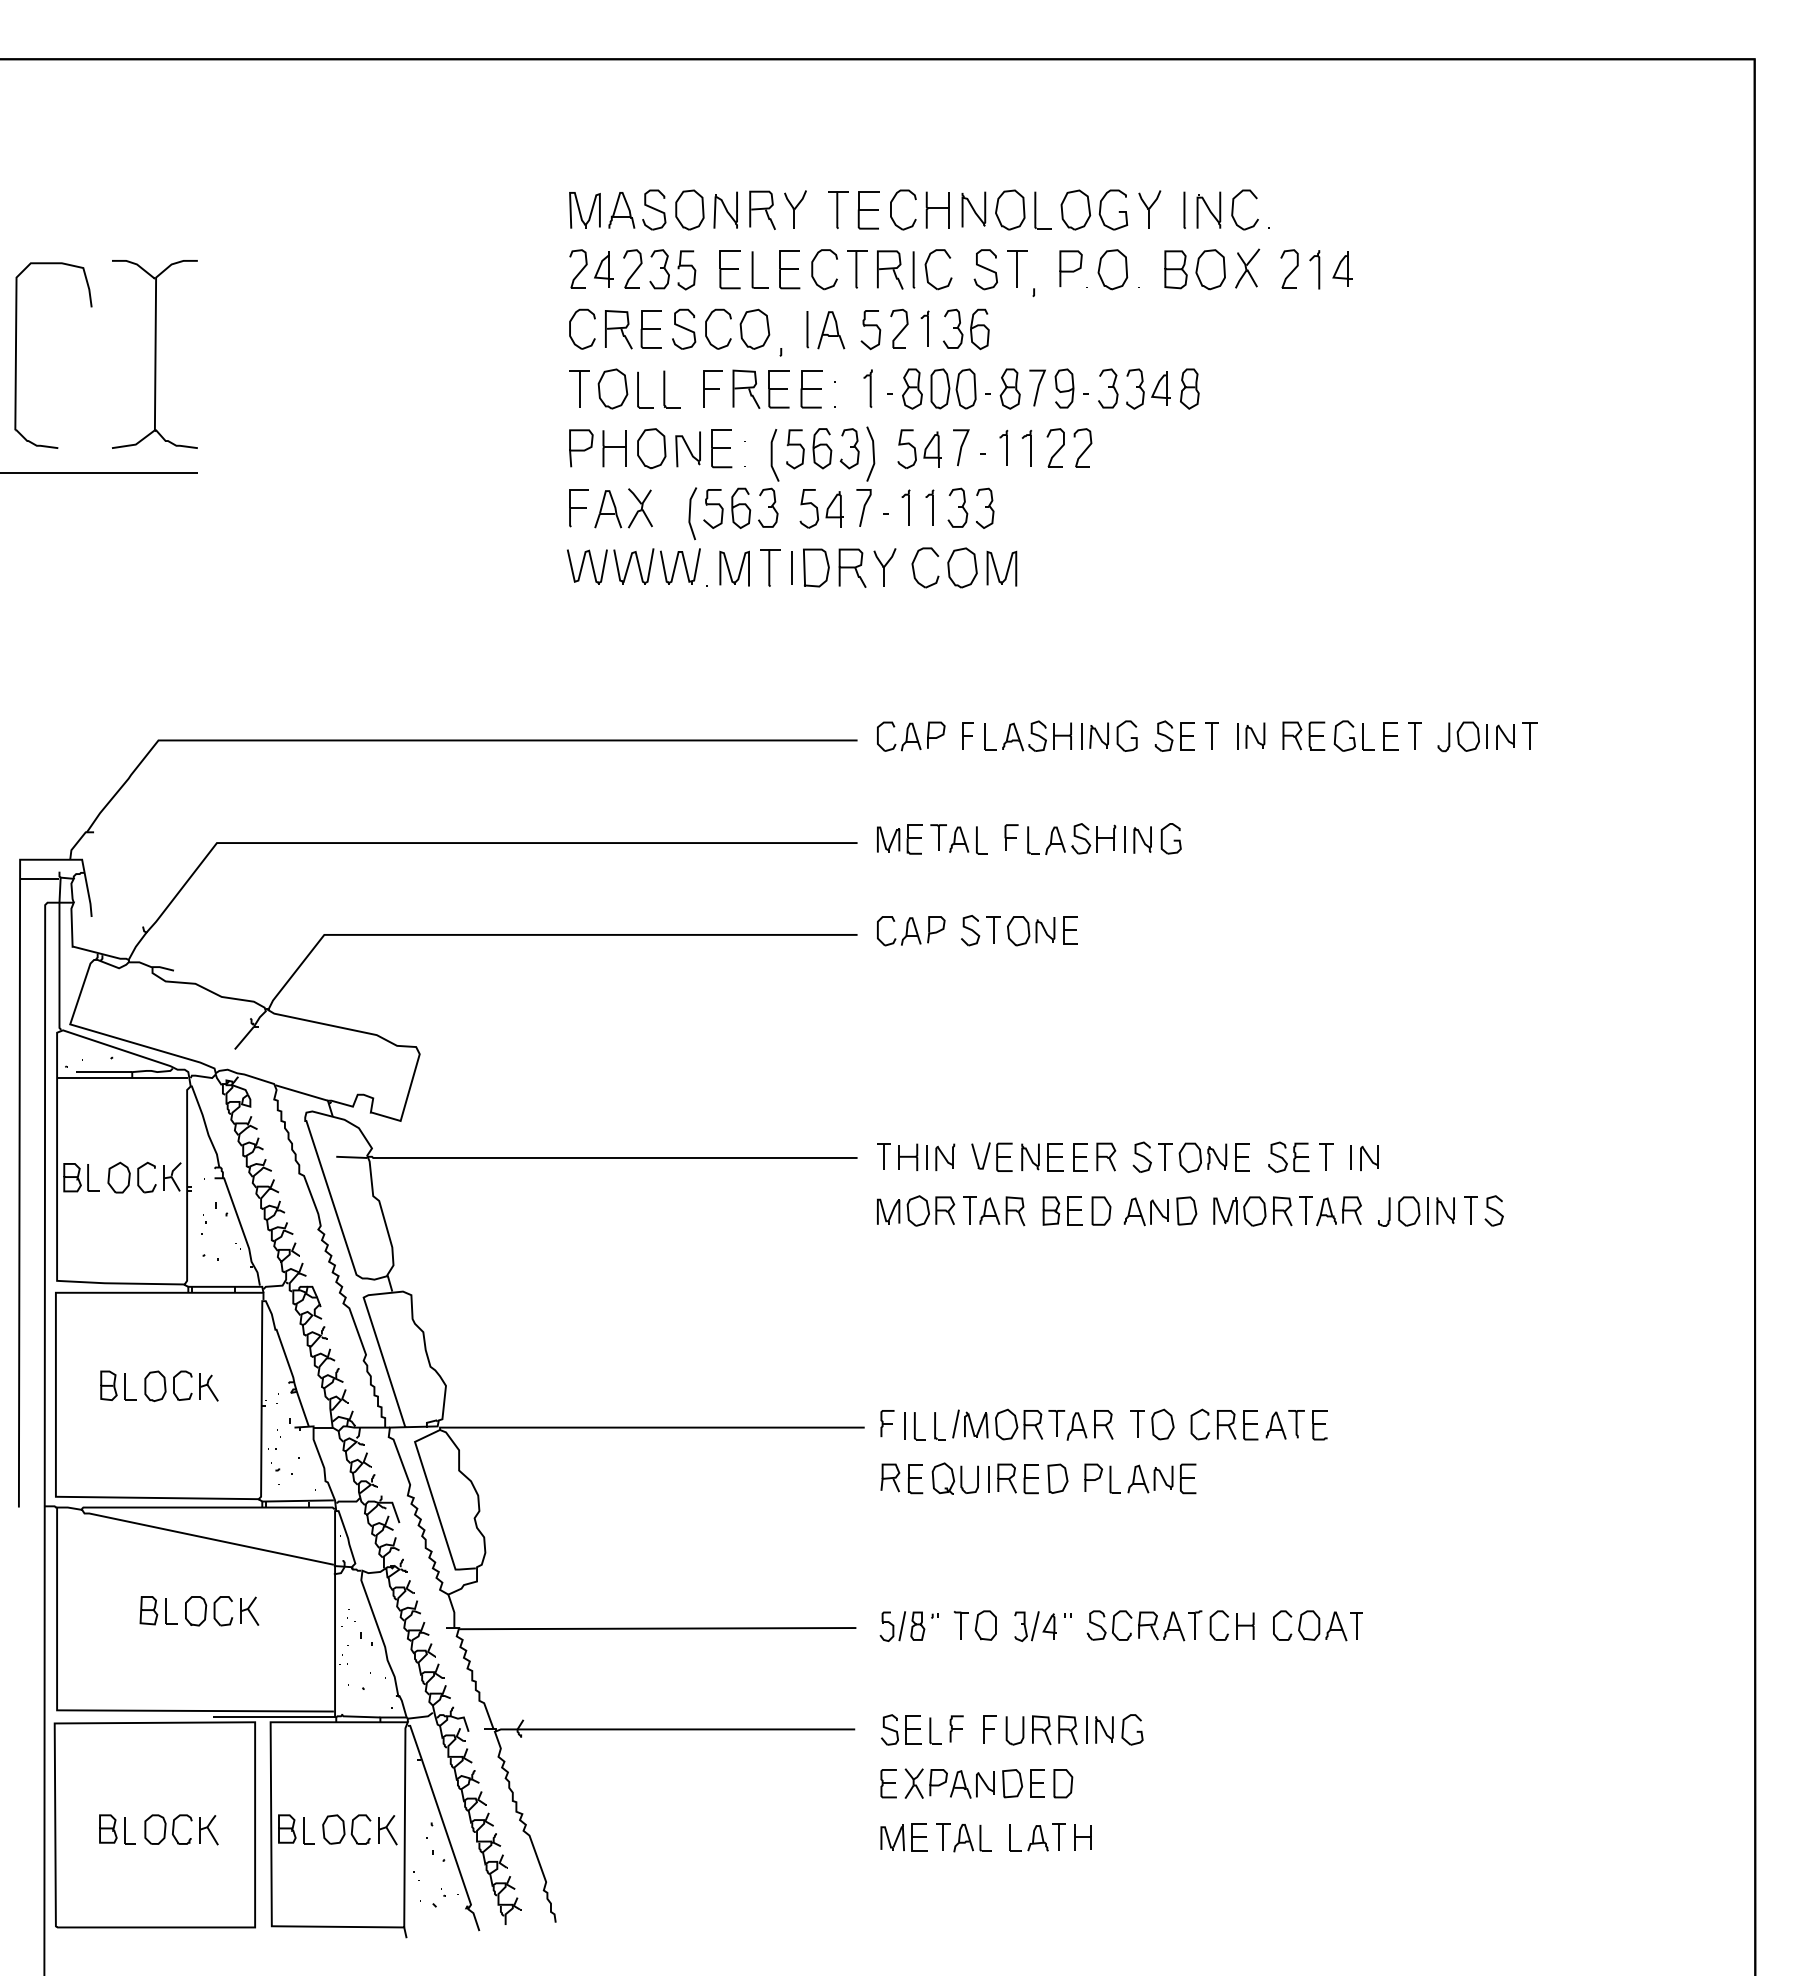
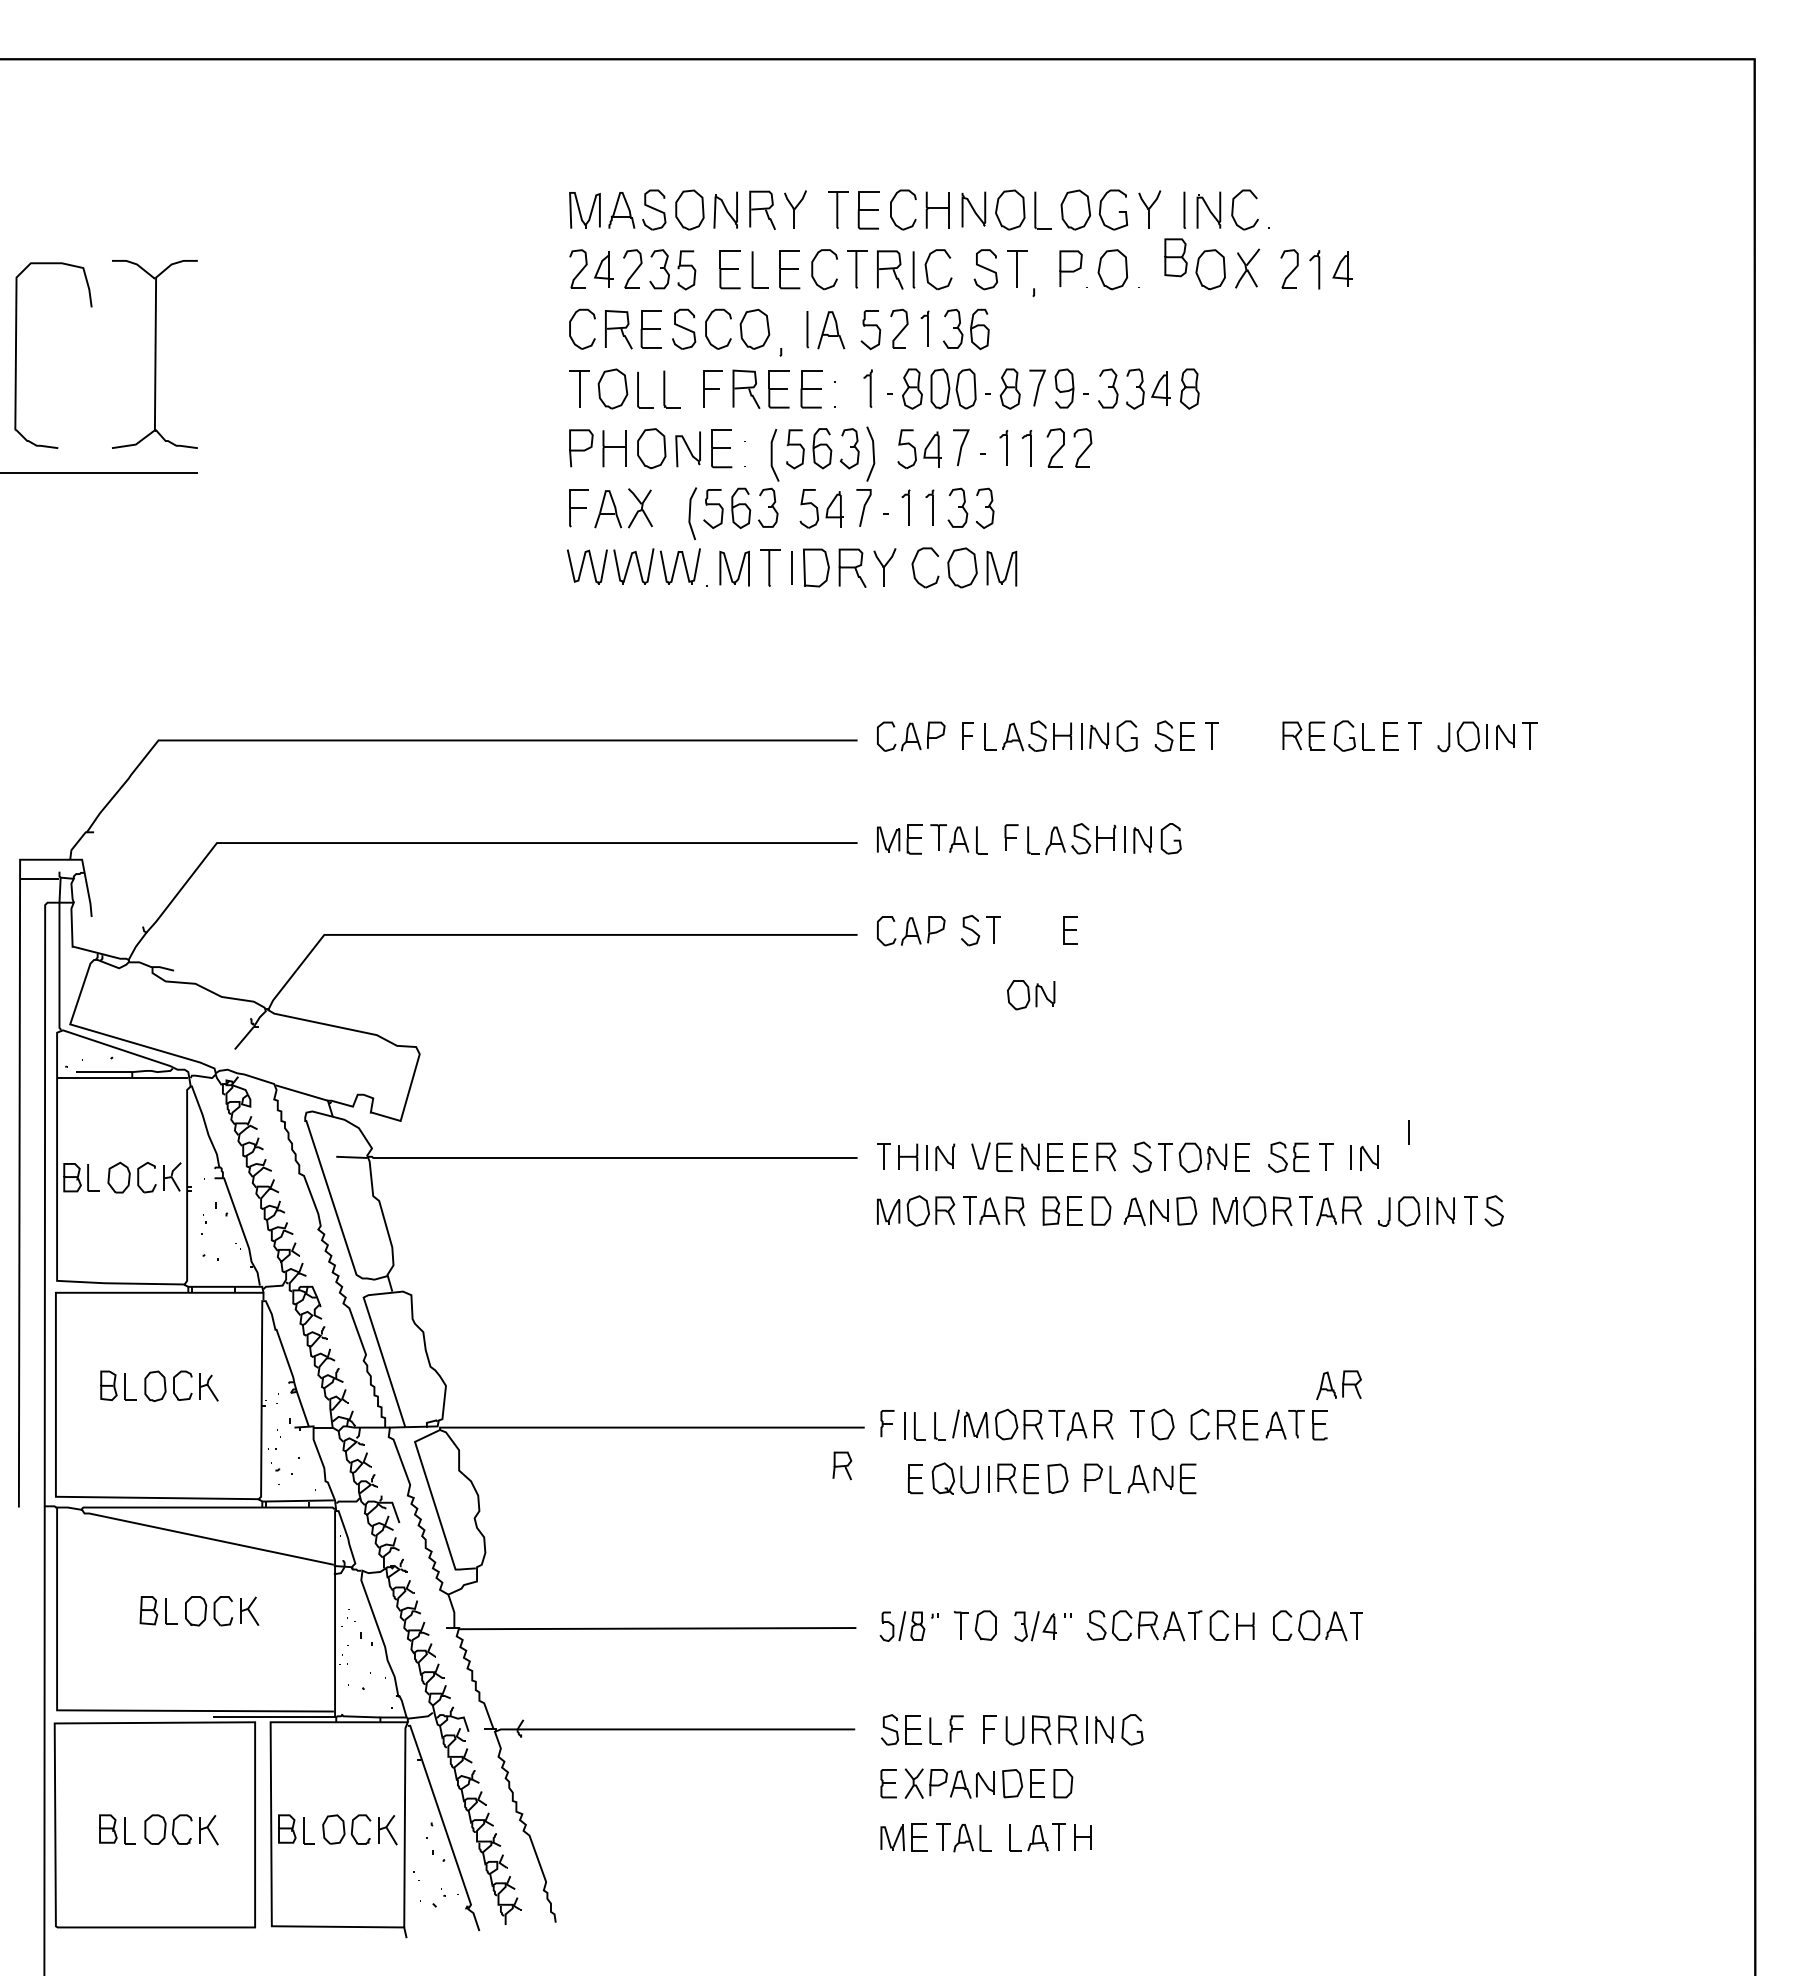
curve position: (1175, 269) -> (1175, 257) (1175, 257)
part: present -> none (1251, 735)
part position: (1031, 931) -> (1031, 995) (1031, 995)
line: none -> present (1408, 1132)
part: none -> present (1338, 1385)
part position: (890, 1477) -> (842, 1465) (842, 1465)
